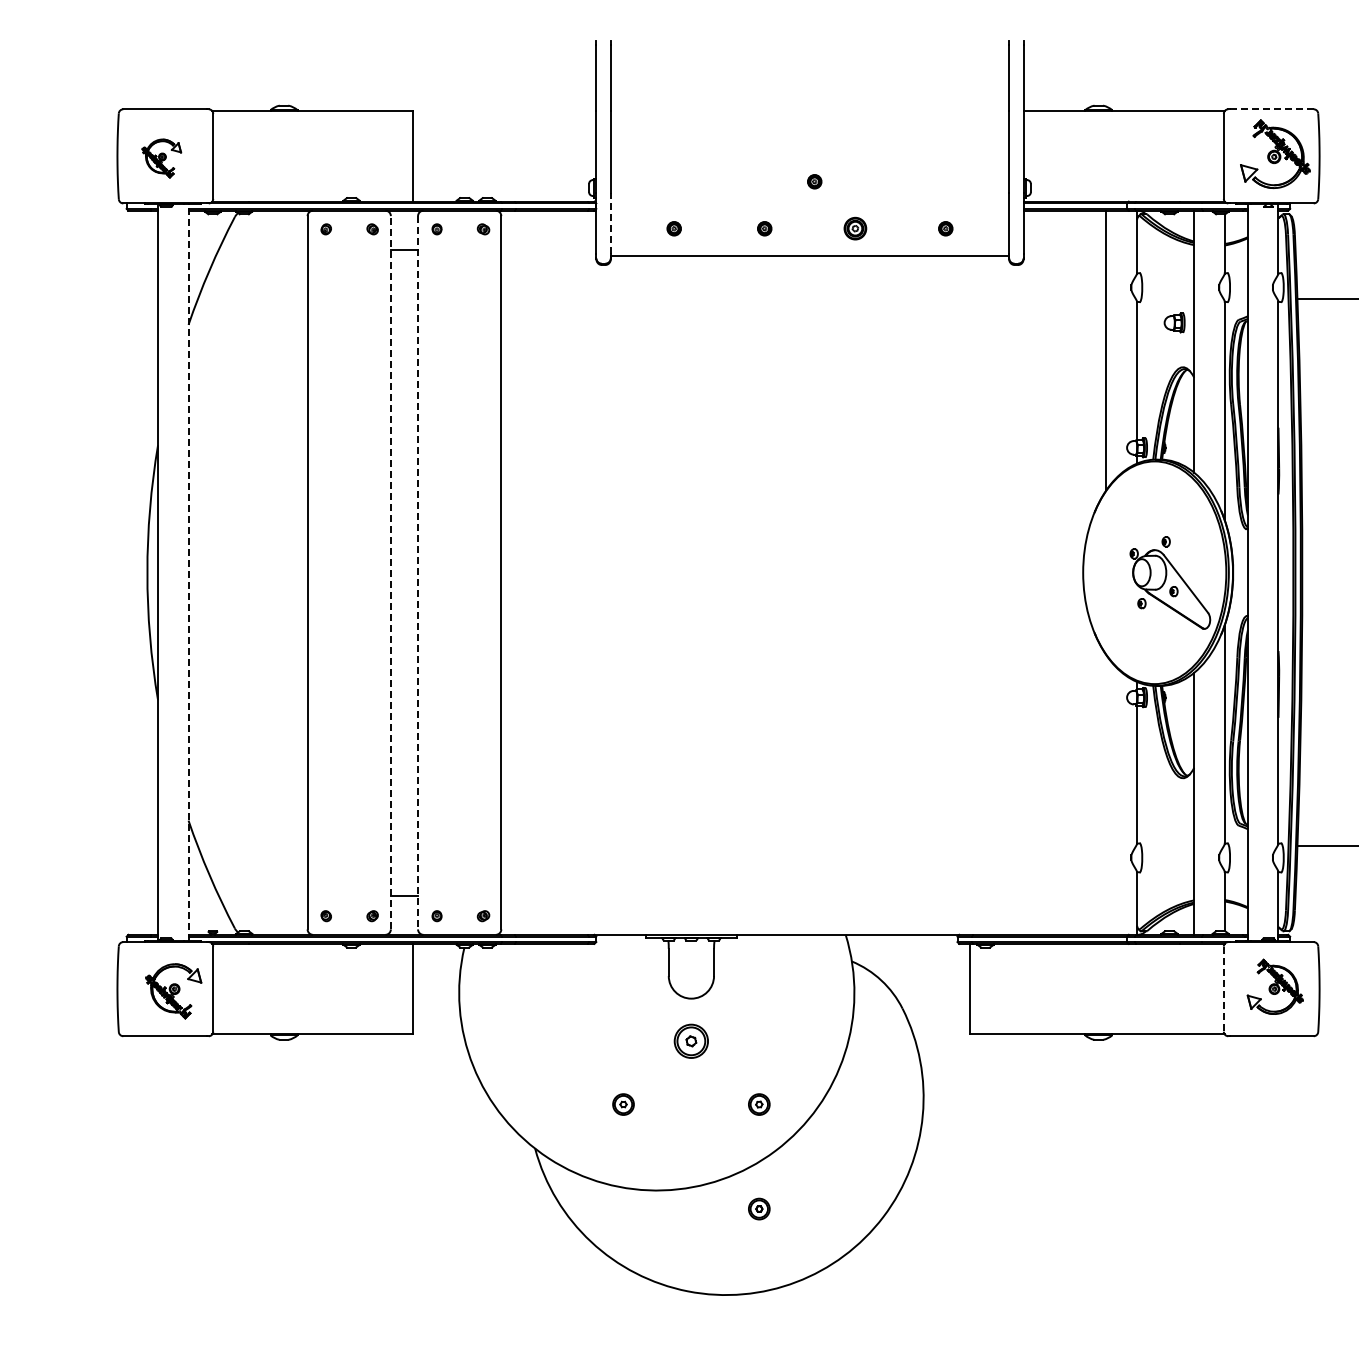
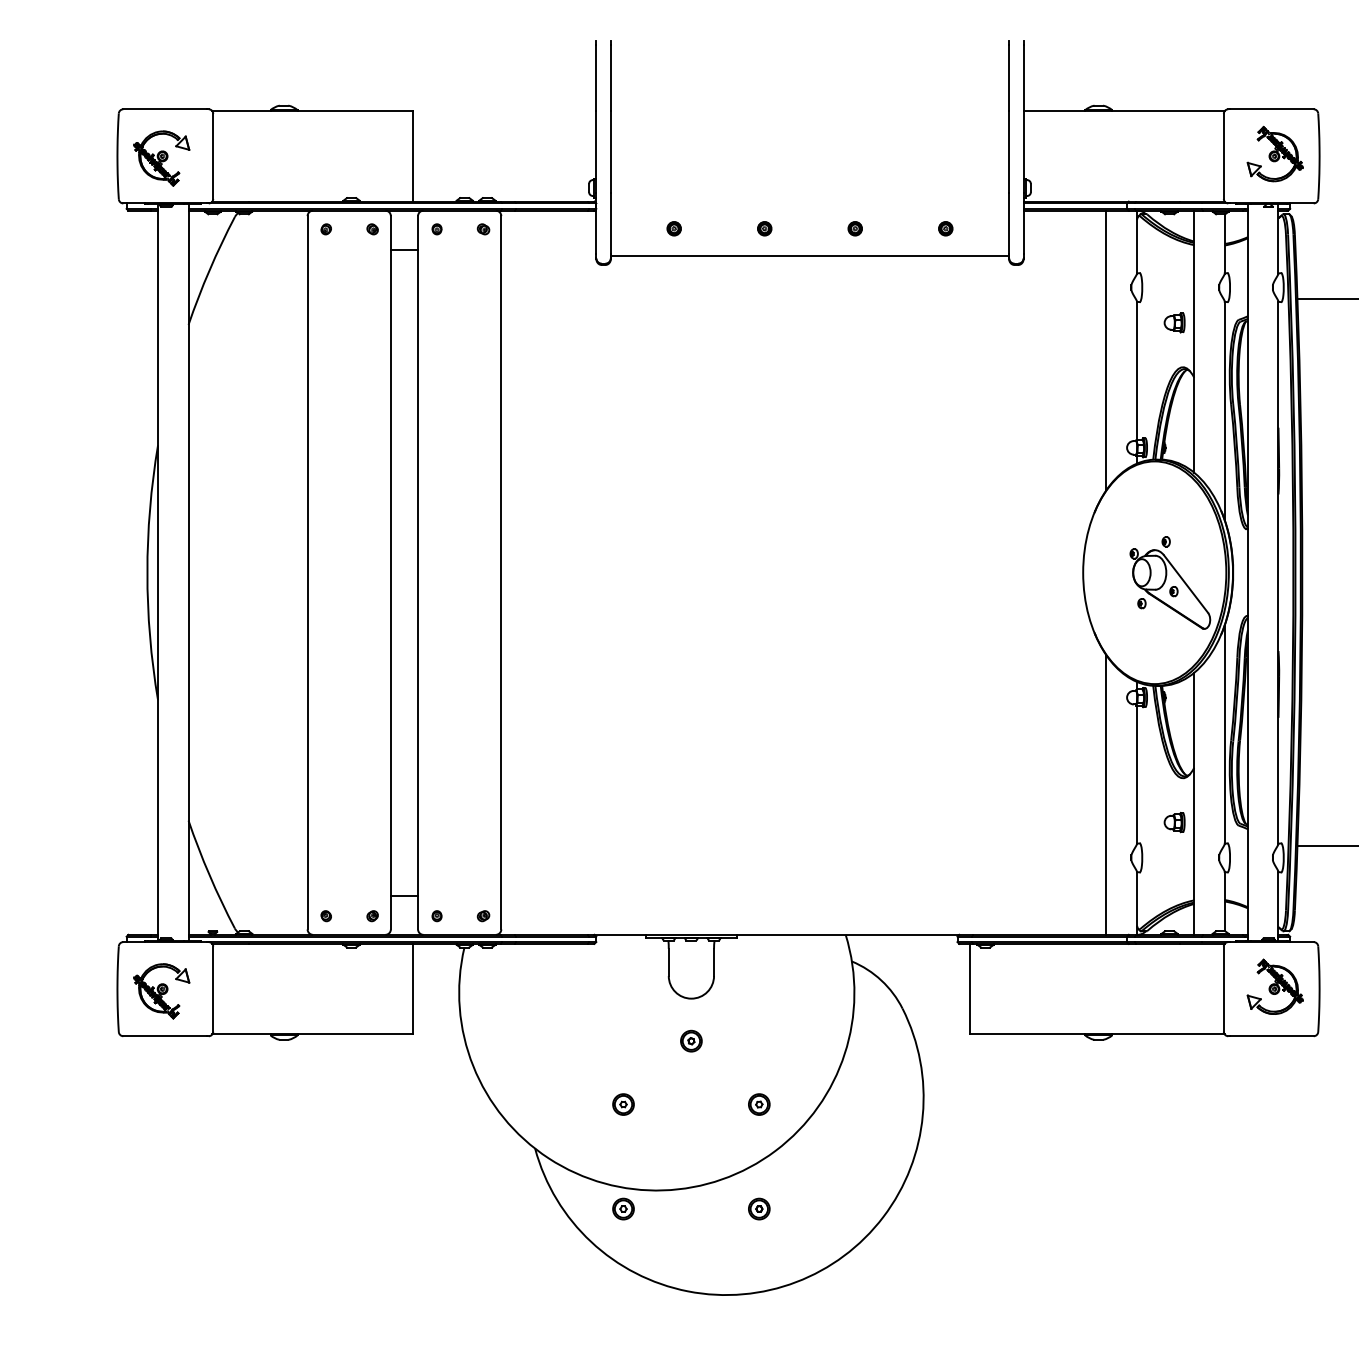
line: dashed -> solid (1271, 109)
part size: 71x71 px -> 58x58 px (1274, 153)
part size: 42x41 px -> 58x57 px (161, 158)
part: present -> none (814, 181)
line: dashed -> solid (610, 223)
part size: 25x25 px -> 16x16 px (854, 228)
line: dashed -> solid (188, 572)
line: dashed -> solid (390, 572)
line: dashed -> solid (418, 572)
line: none -> present (1106, 794)
part: none -> present (1174, 822)
line: dashed -> solid (1223, 989)
part position: (173, 991) -> (161, 991) (161, 991)
part size: 36x36 px -> 23x24 px (691, 1040)
part: none -> present (623, 1208)
